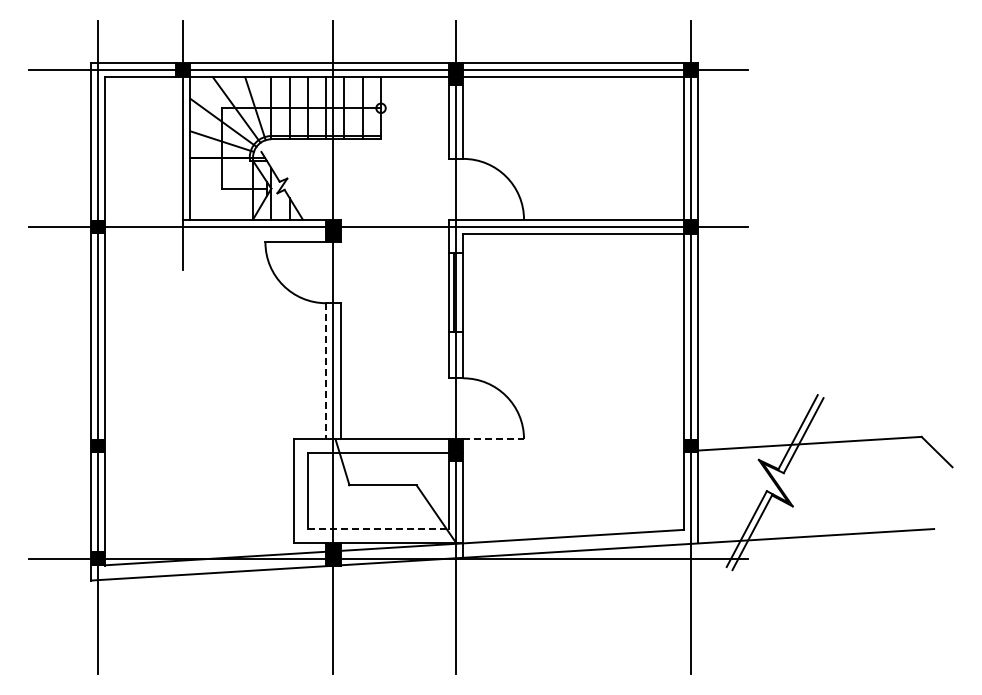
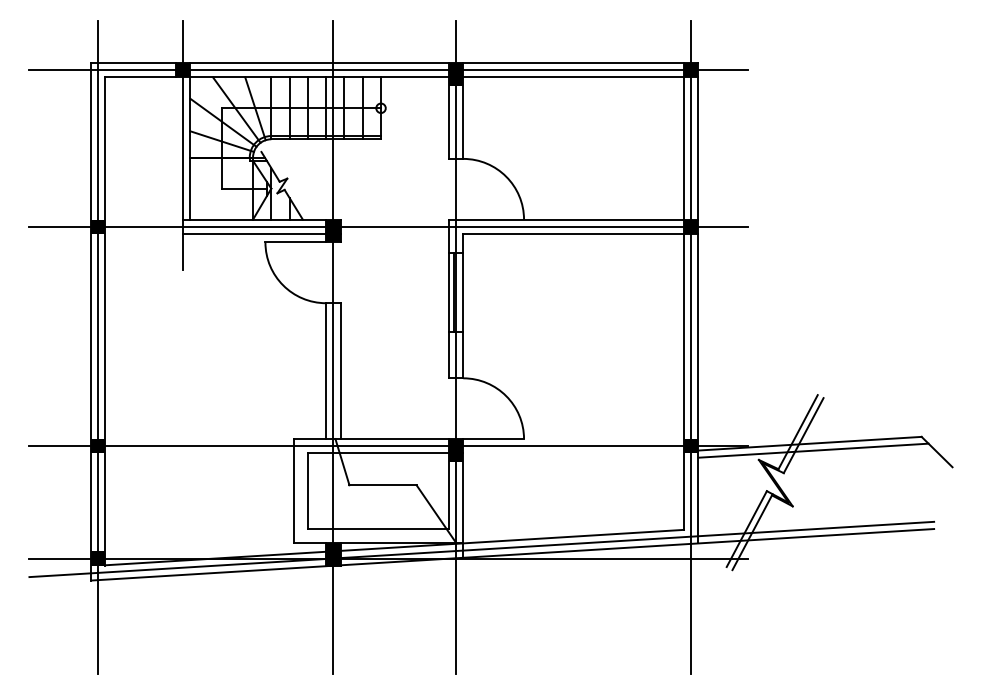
line: none -> present (261, 234)
line: dashed -> solid (326, 371)
line: dashed -> solid (494, 439)
line: none -> present (388, 446)
line: none -> present (813, 450)
line: dashed -> solid (378, 528)
line: none -> present (481, 549)
